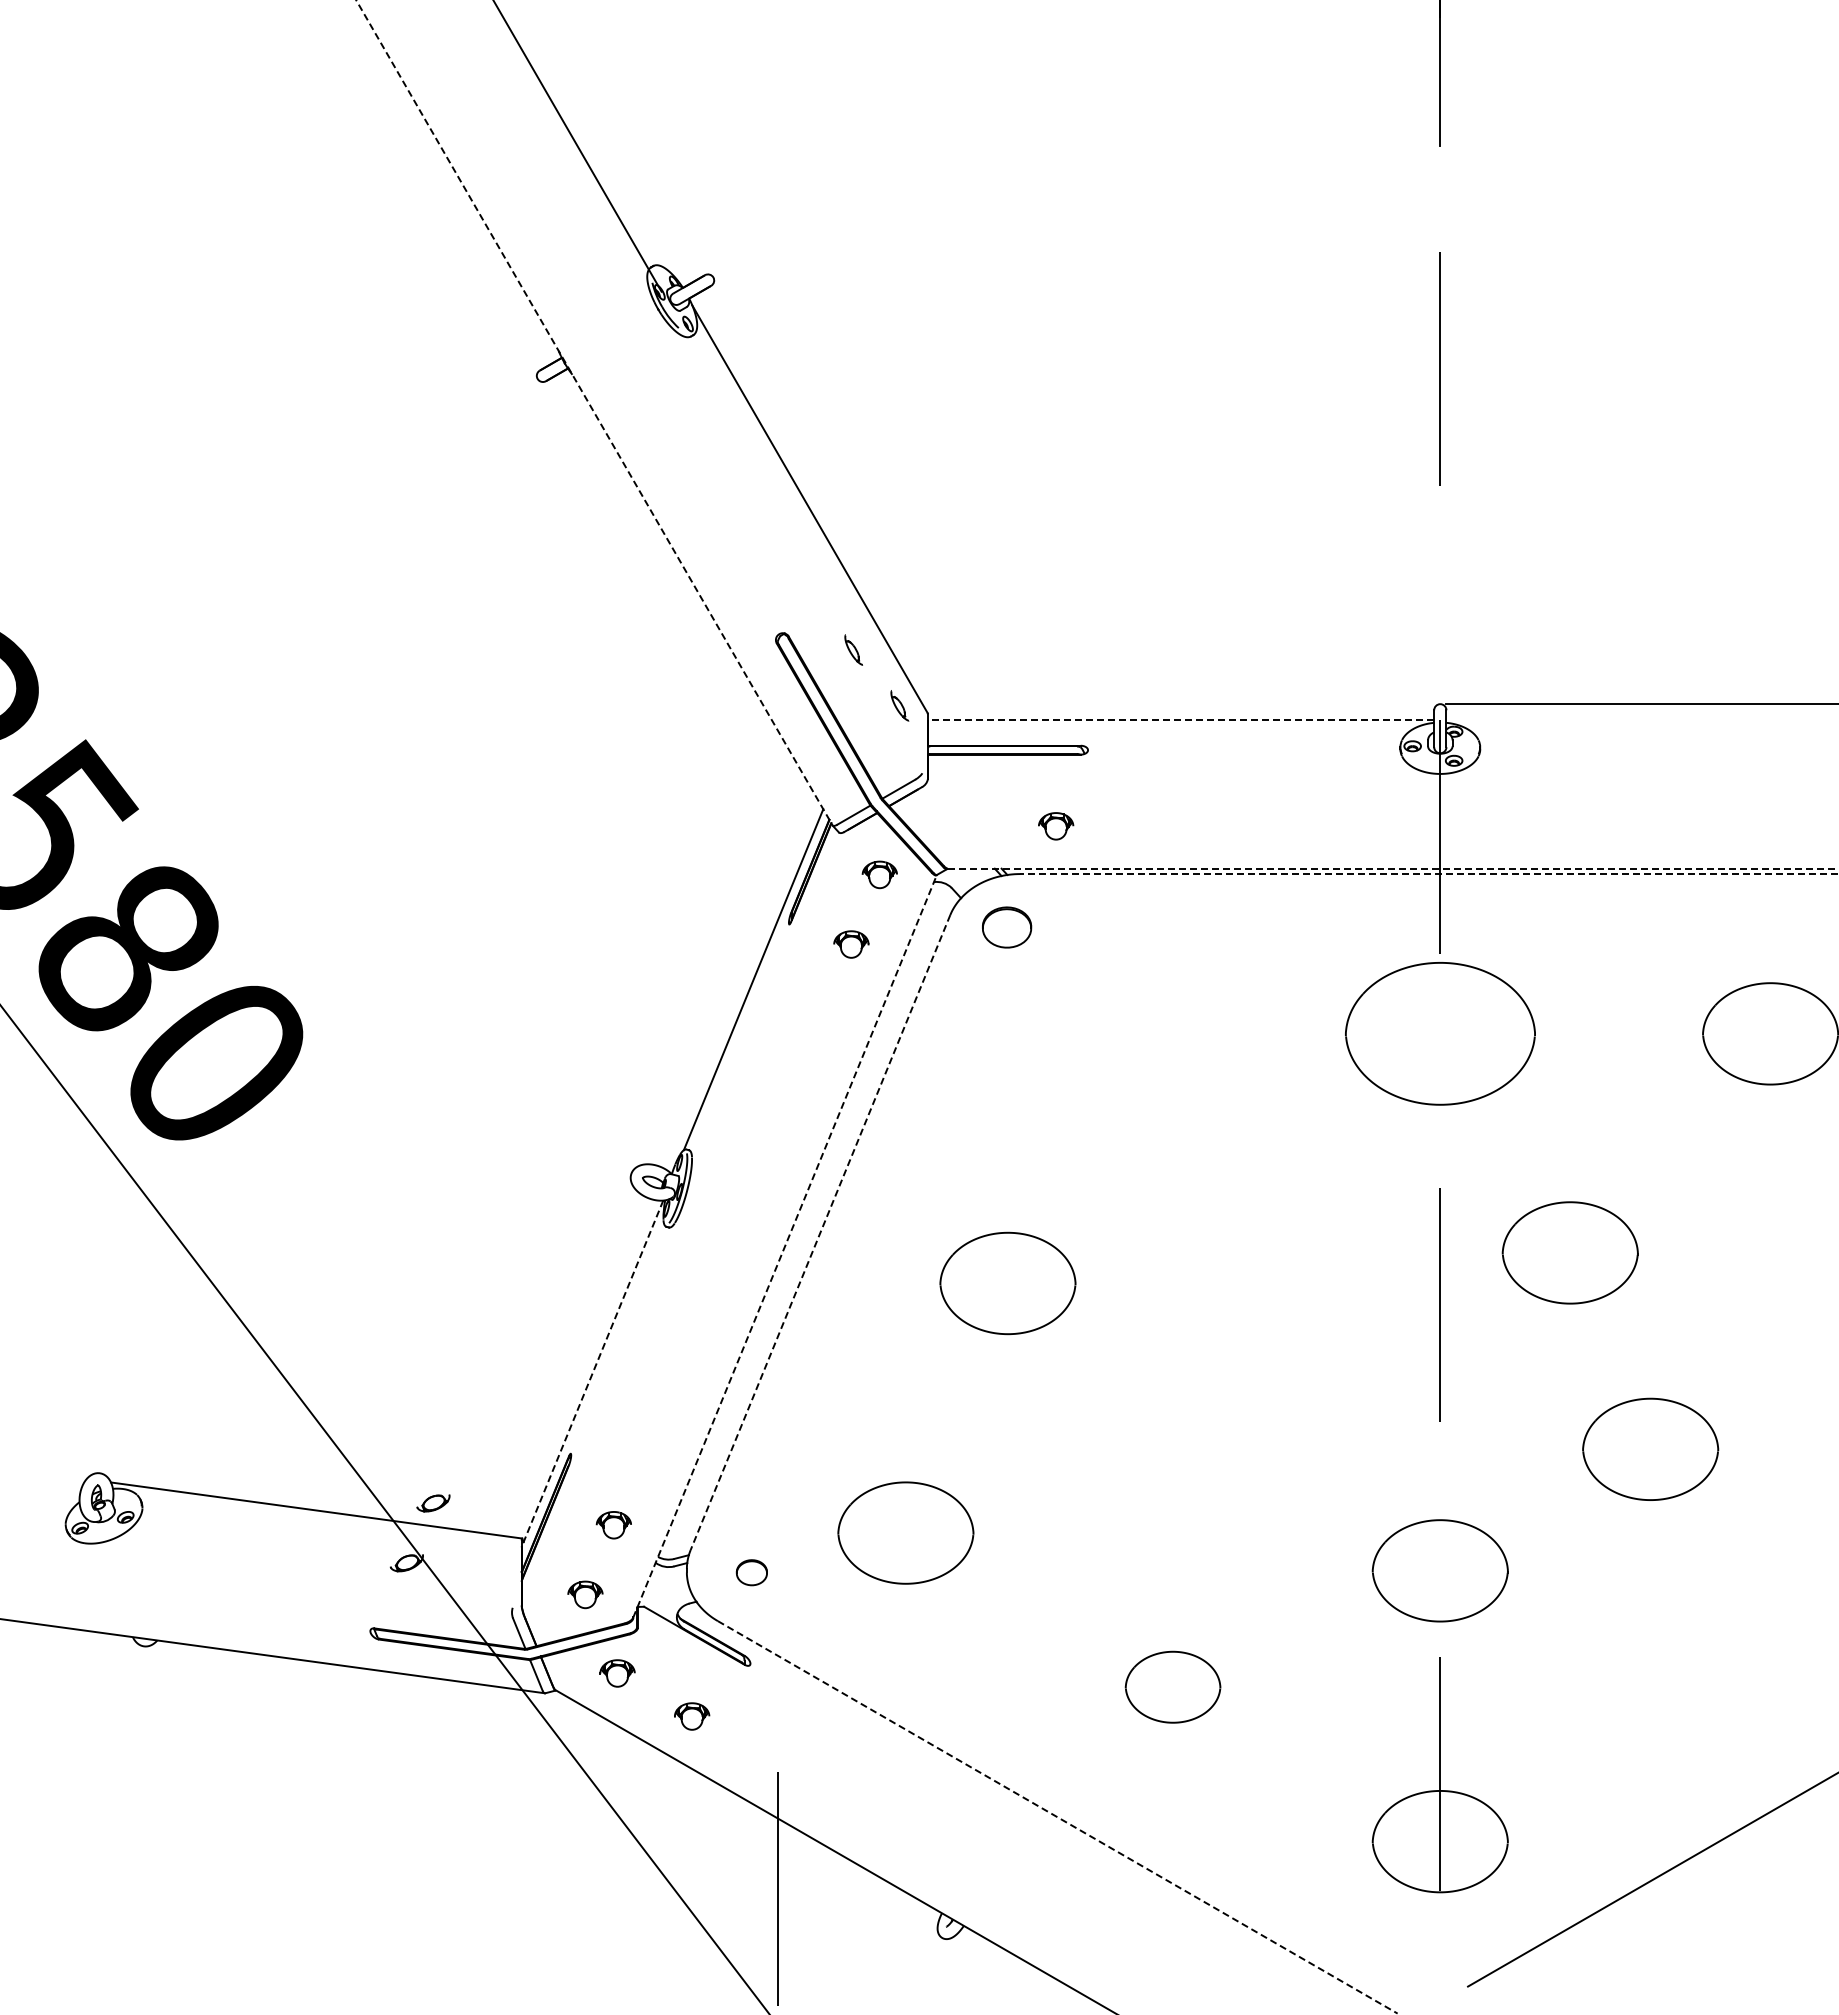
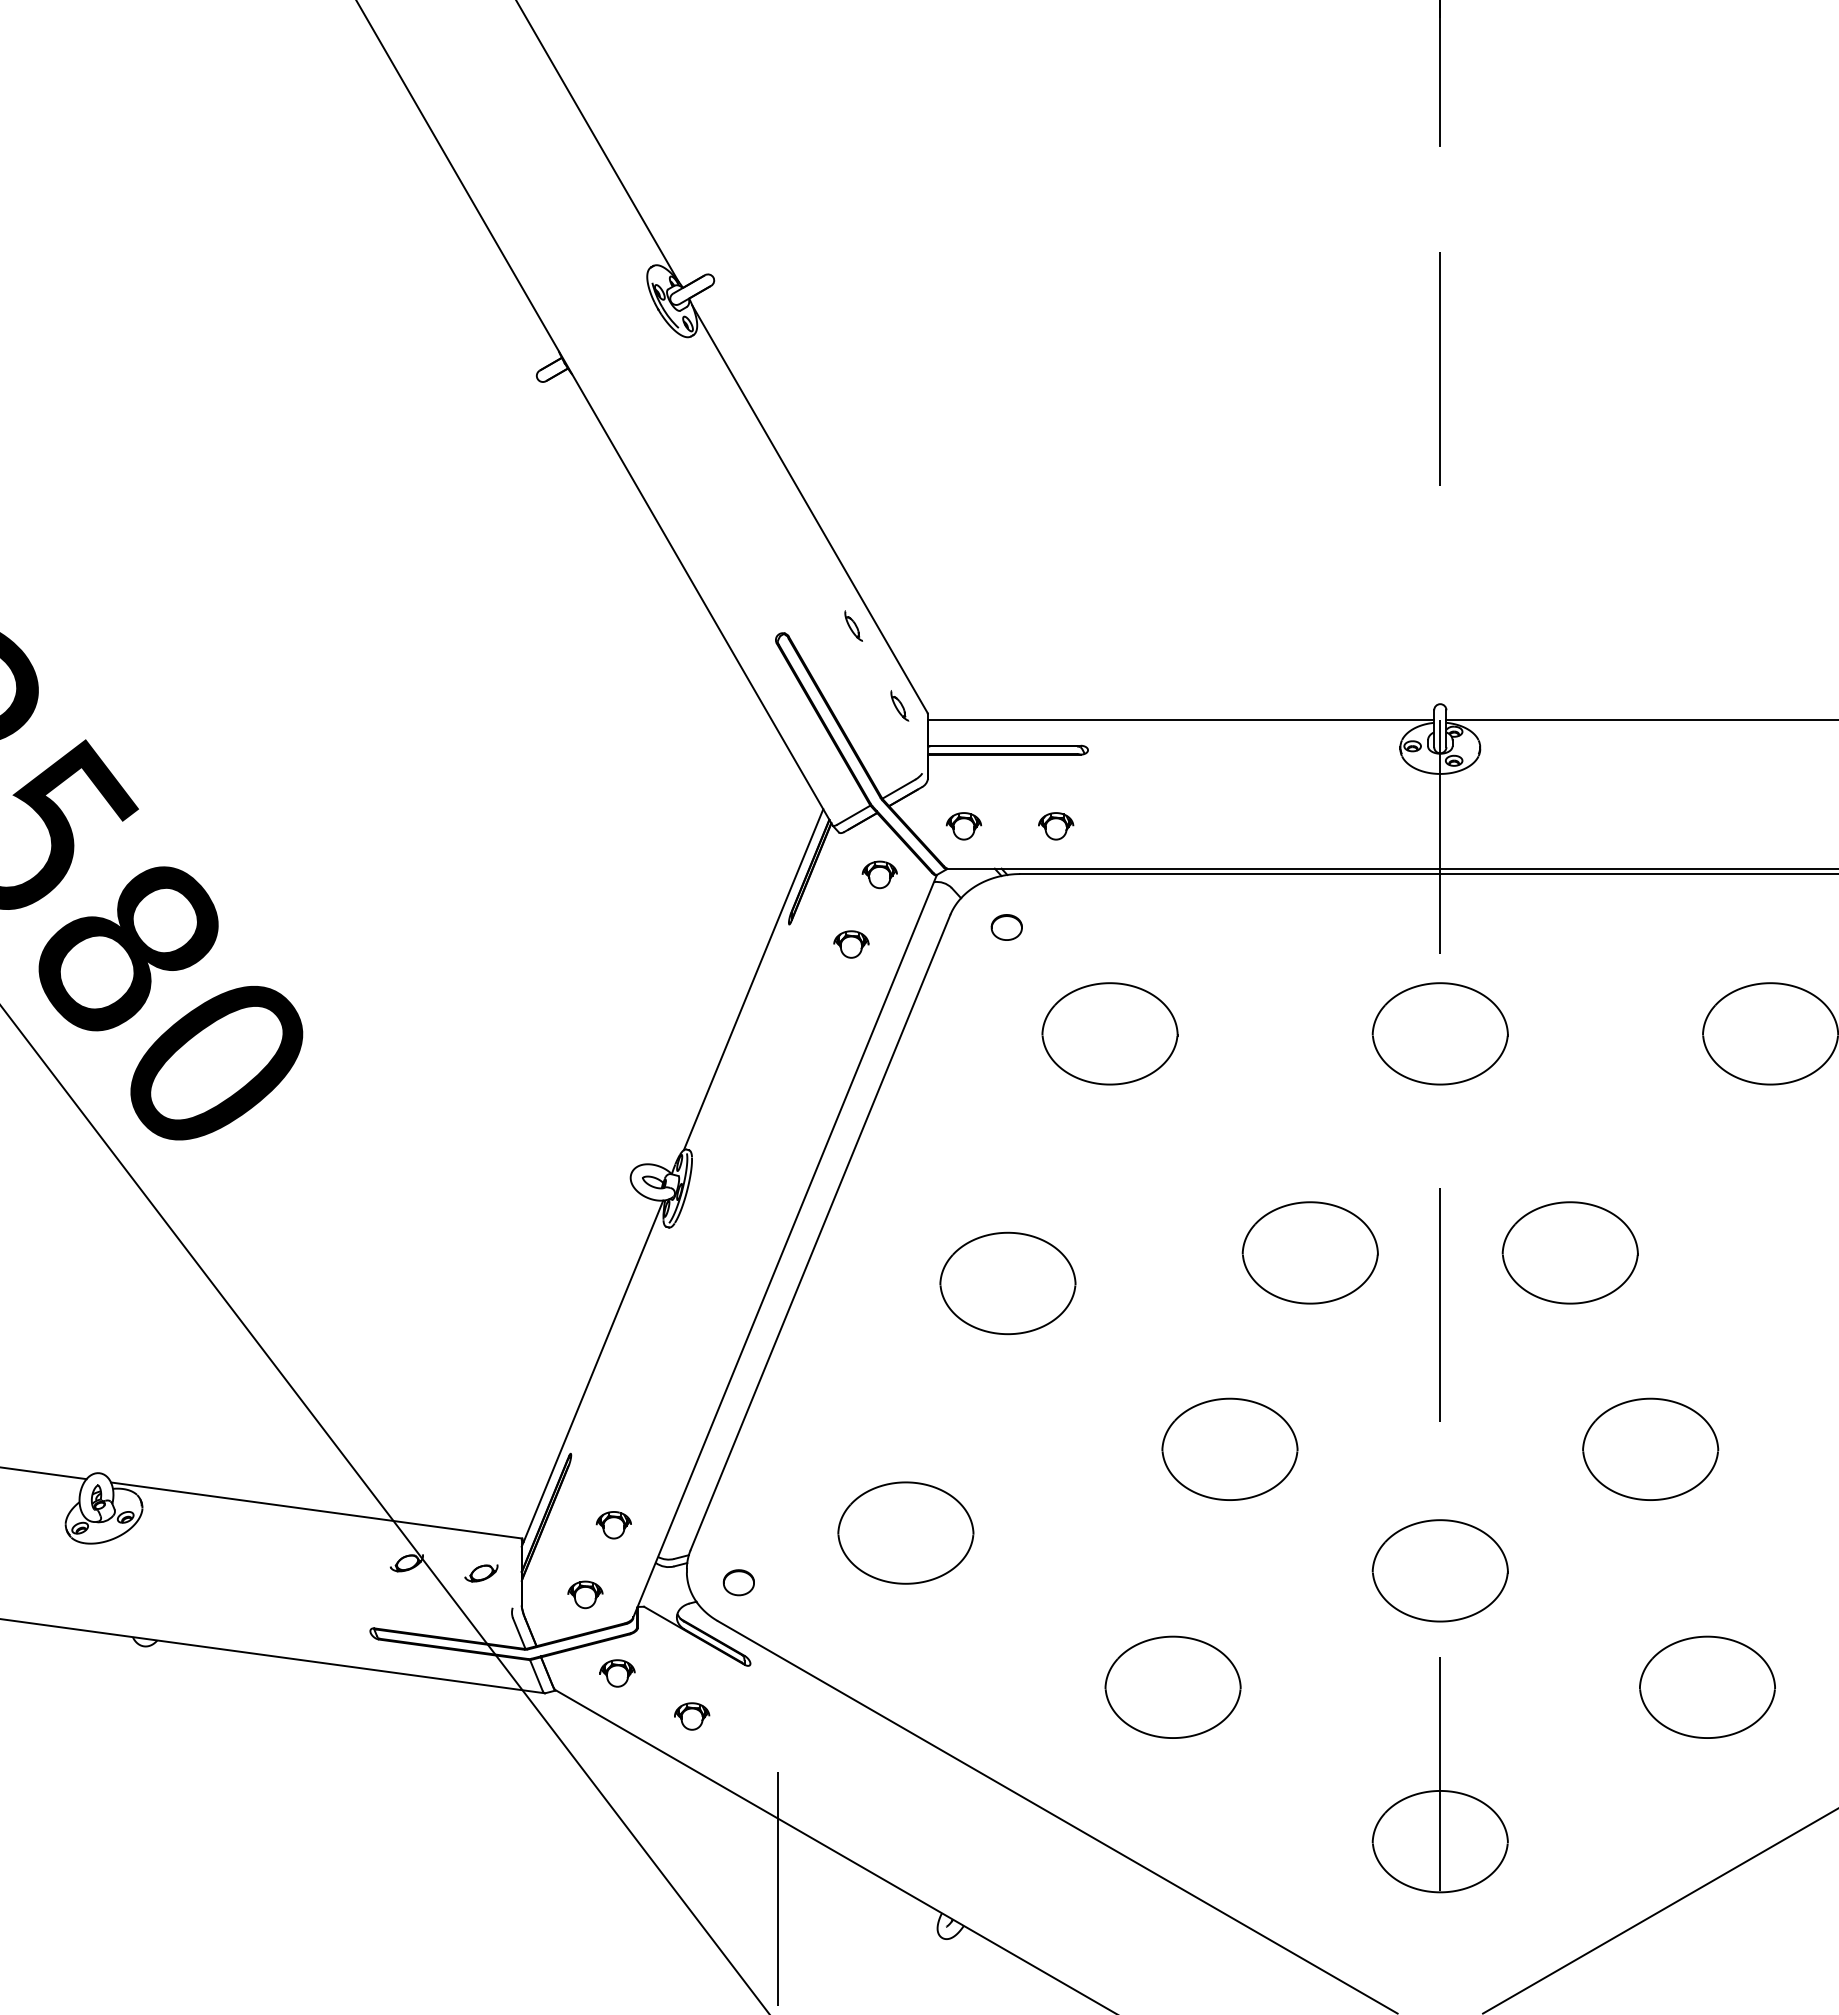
line position: (577, 146) -> (597, 141) (597, 141)
line: dashed -> solid (594, 413)
part position: (853, 649) -> (853, 625) (853, 625)
line position: (1640, 703) -> (1640, 719) (1640, 719)
line: dashed -> solid (1180, 719)
part: none -> present (963, 826)
line: dashed -> solid (1393, 868)
line: dashed -> solid (1428, 874)
part size: 51x43 px -> 33x27 px (1006, 927)
part: none -> present (1109, 1033)
part size: 191x144 px -> 138x104 px (1439, 1033)
line: dashed -> solid (820, 1233)
line: dashed -> solid (785, 1245)
part: none -> present (1309, 1252)
line: dashed -> solid (592, 1373)
part: none -> present (1229, 1448)
line: none -> present (44, 1473)
part position: (433, 1503) -> (481, 1573) (481, 1573)
part position: (751, 1572) -> (738, 1582) (738, 1582)
part size: 98x74 px -> 138x104 px (1172, 1686)
part: none -> present (1707, 1686)
line: dashed -> solid (1058, 1817)
line position: (1651, 1880) -> (1660, 1910) (1660, 1910)
